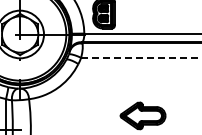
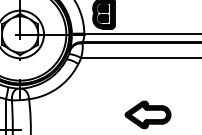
line: dashed -> solid (142, 57)
part position: (142, 115) -> (147, 114) (147, 114)
